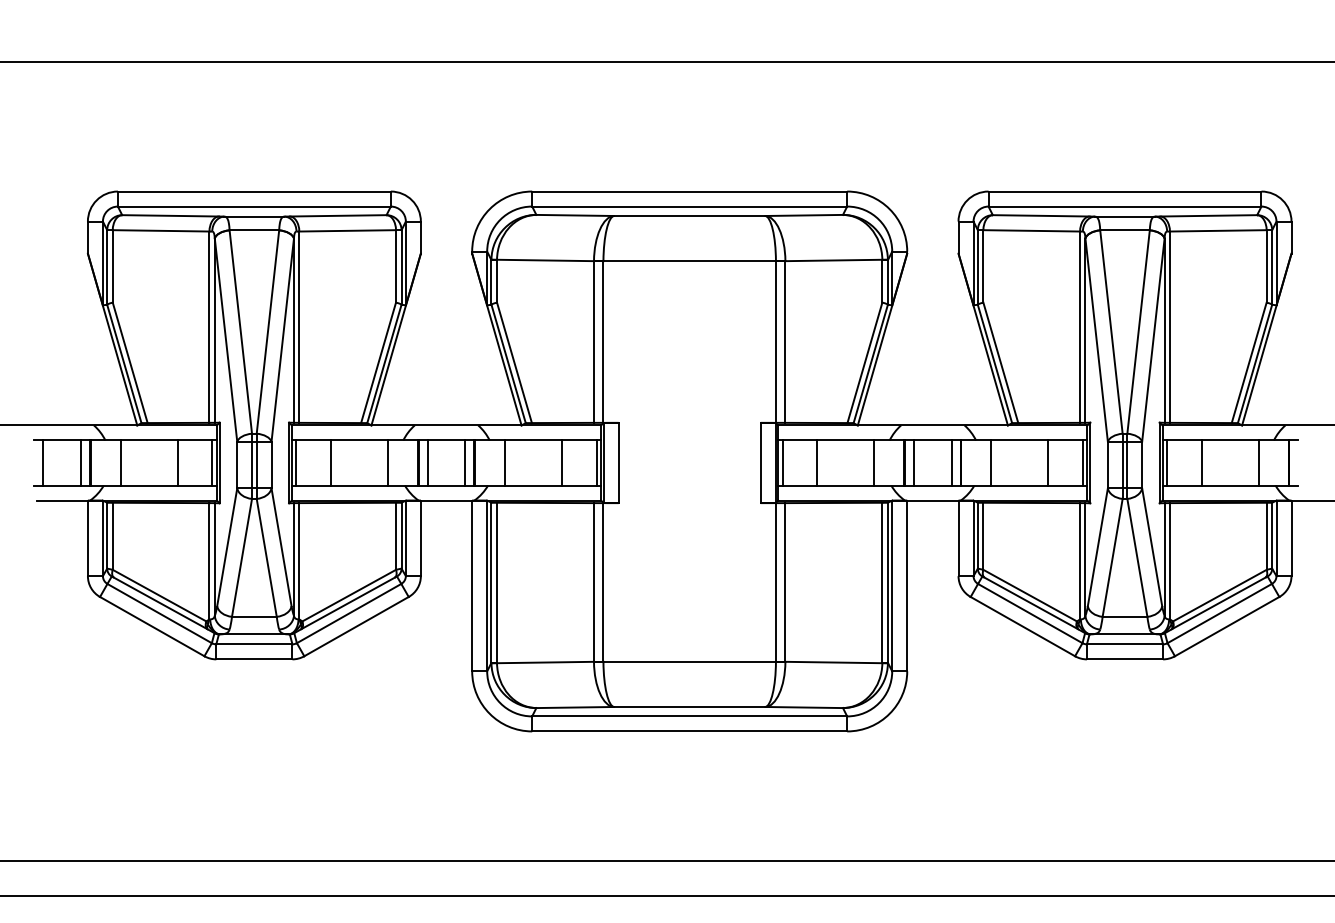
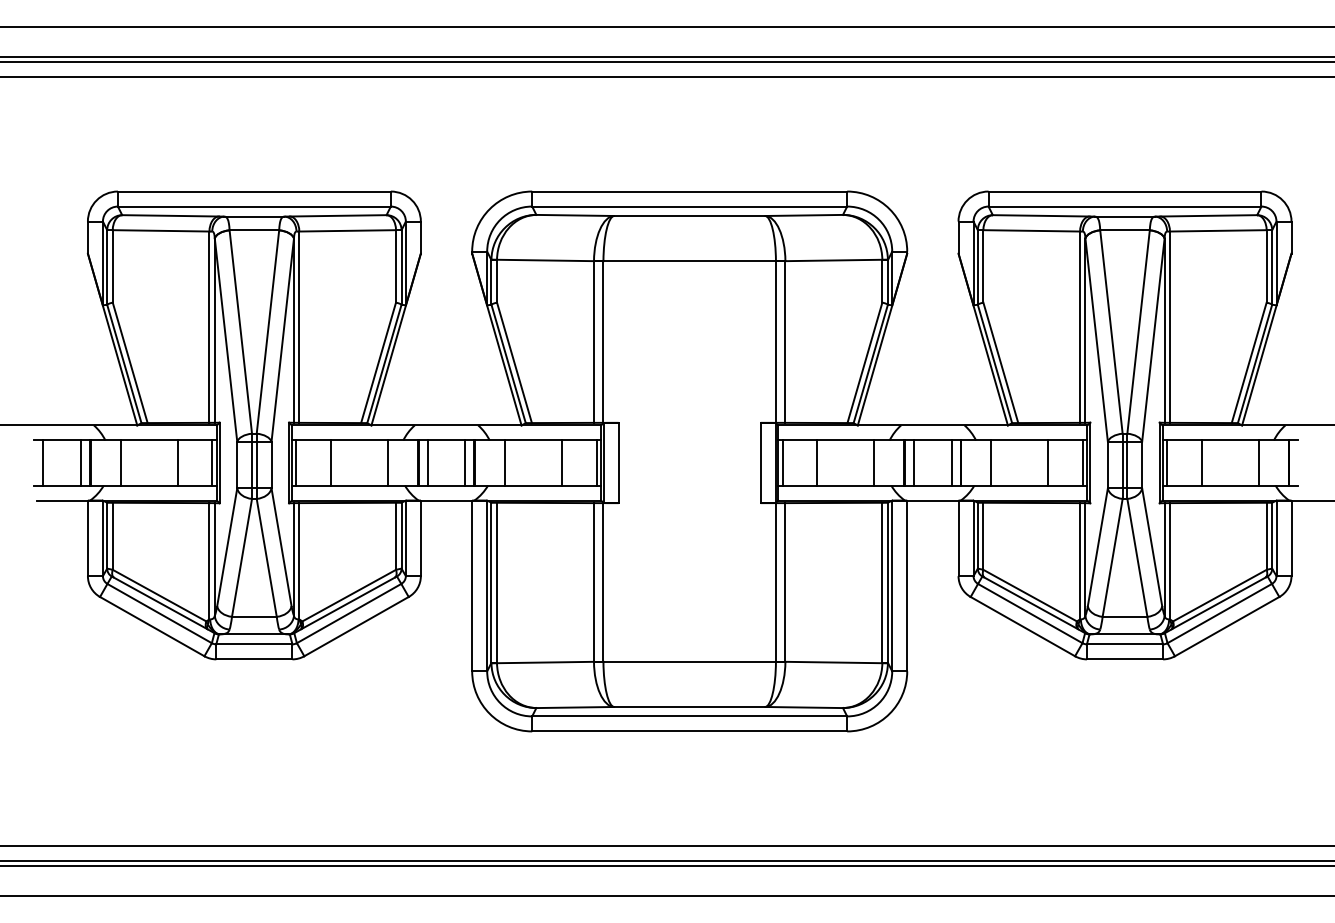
line: none -> present (666, 27)
line: none -> present (666, 57)
line: none -> present (666, 77)
line: none -> present (666, 845)
line: none -> present (666, 865)
